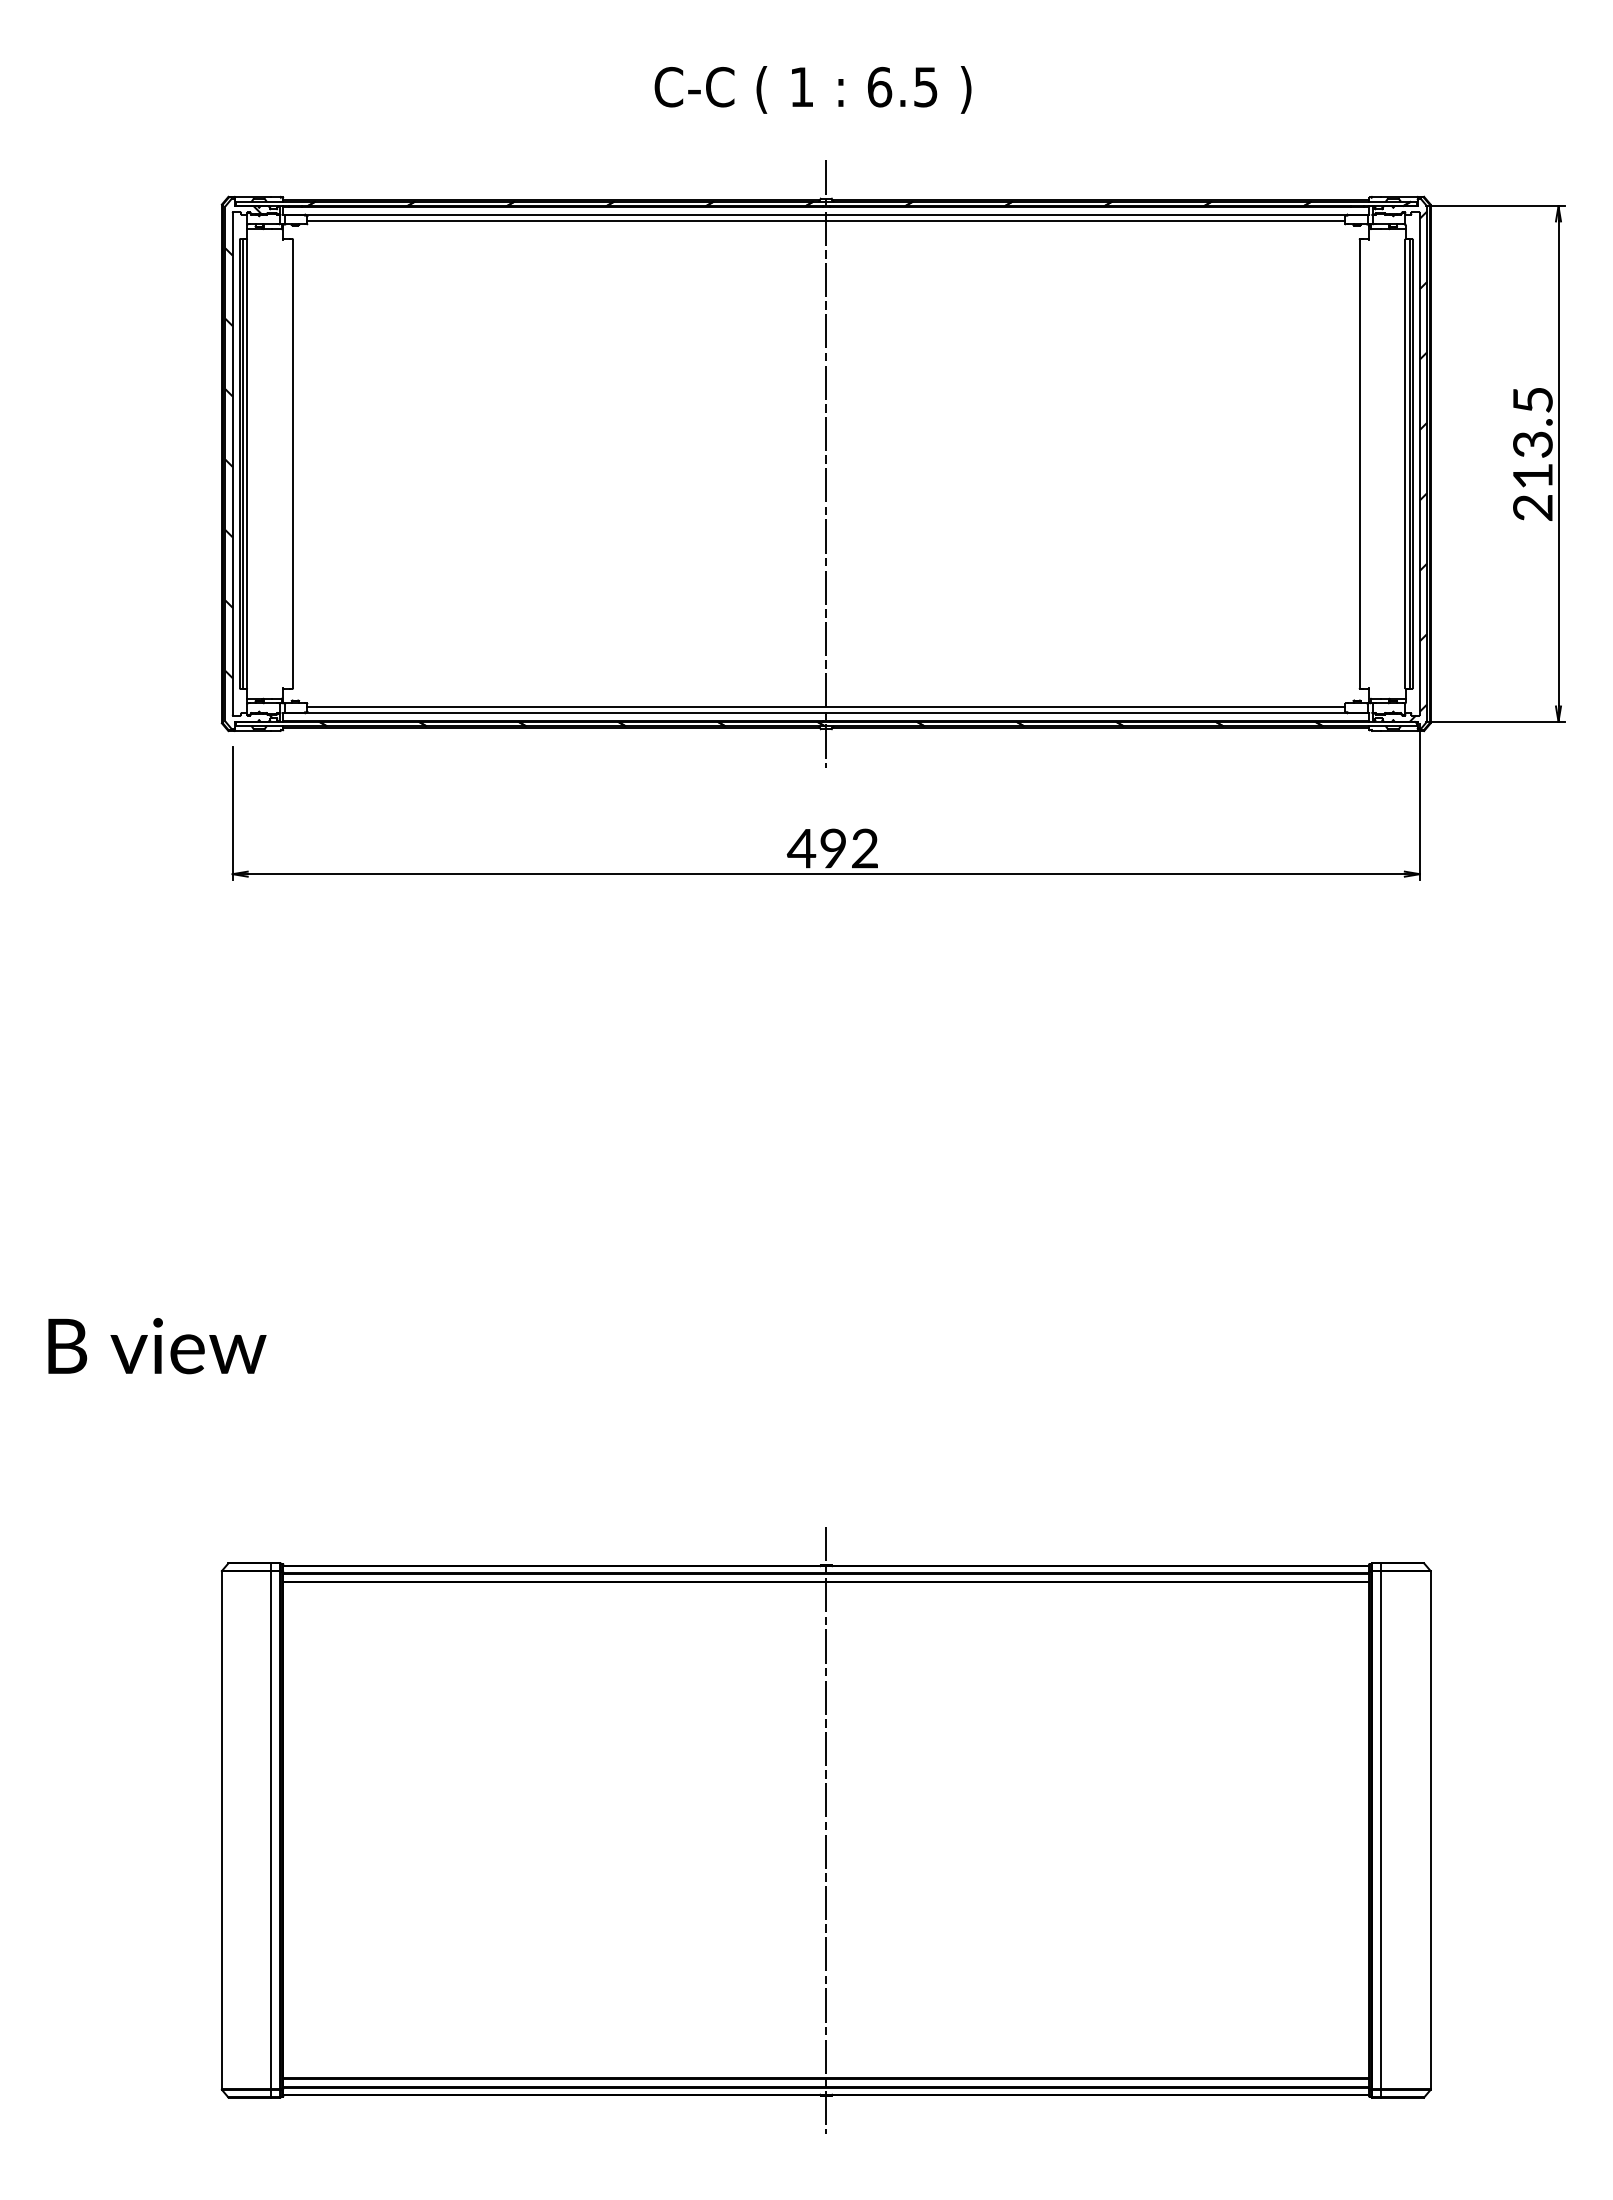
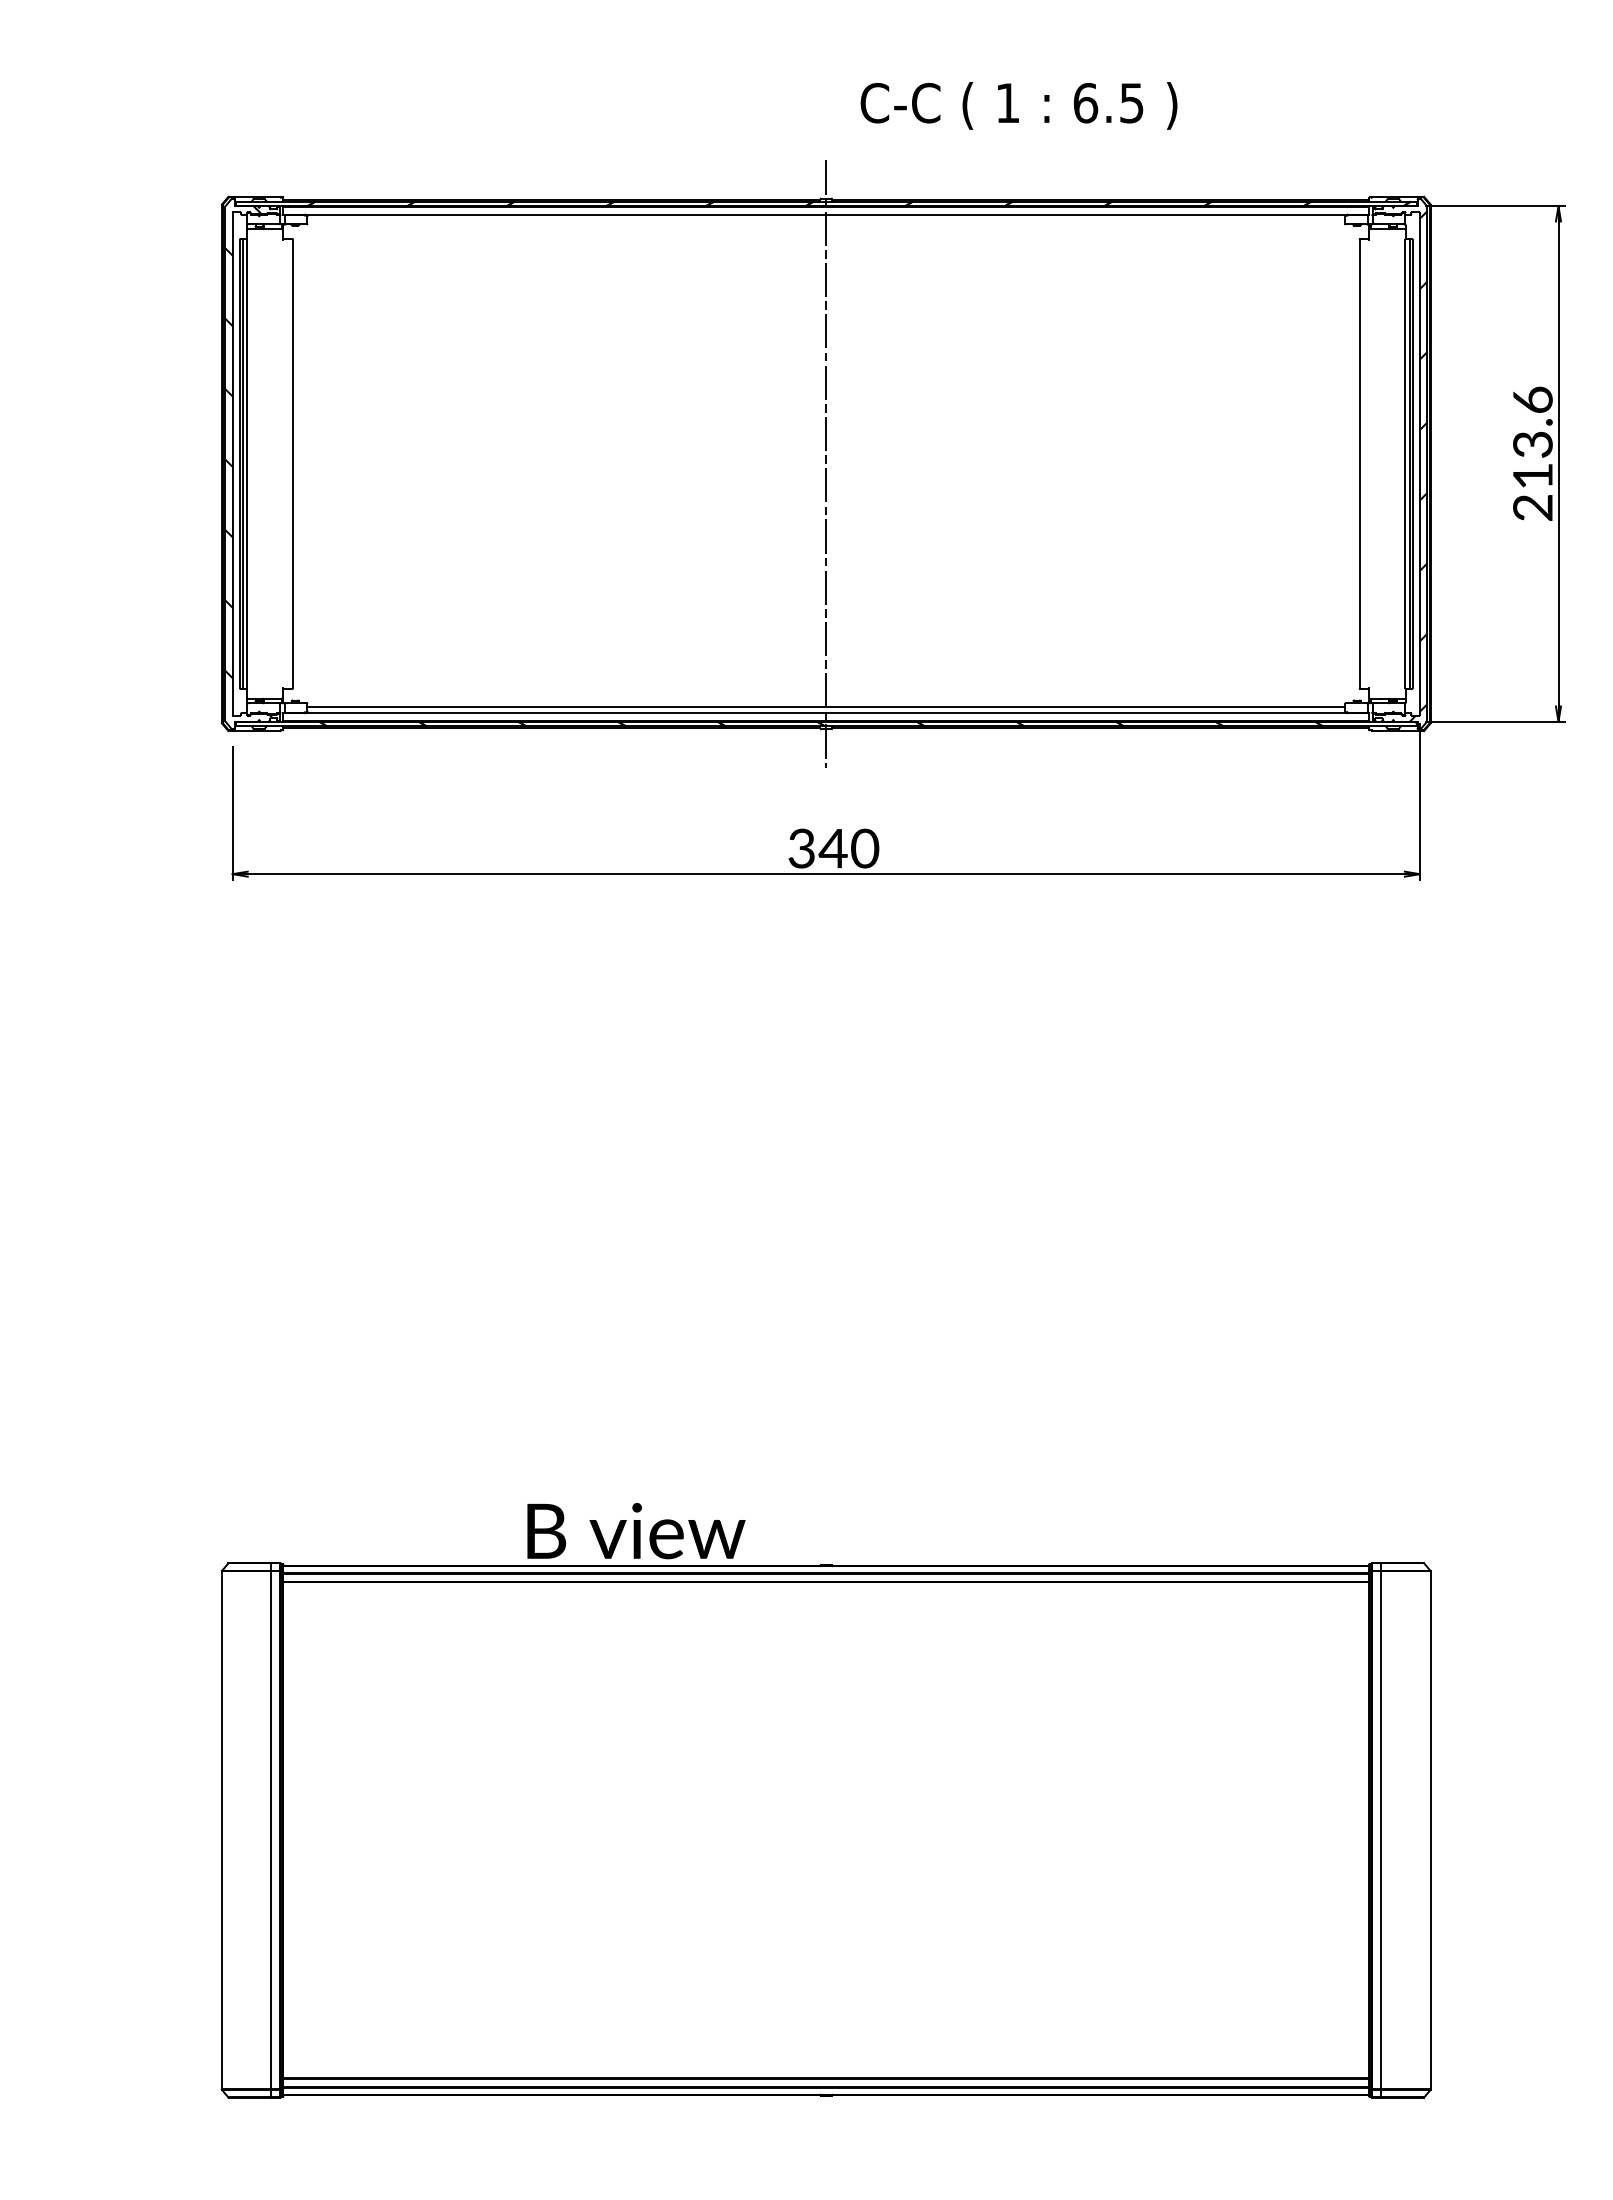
text position: (812, 89) -> (1018, 105) (1018, 105)
line: present -> none (826, 220)
text: 213.5 -> 213.6 (1532, 399)
text: 492 -> 340 (832, 848)
text position: (157, 1346) -> (636, 1531) (636, 1531)
line: present -> none (826, 1830)
